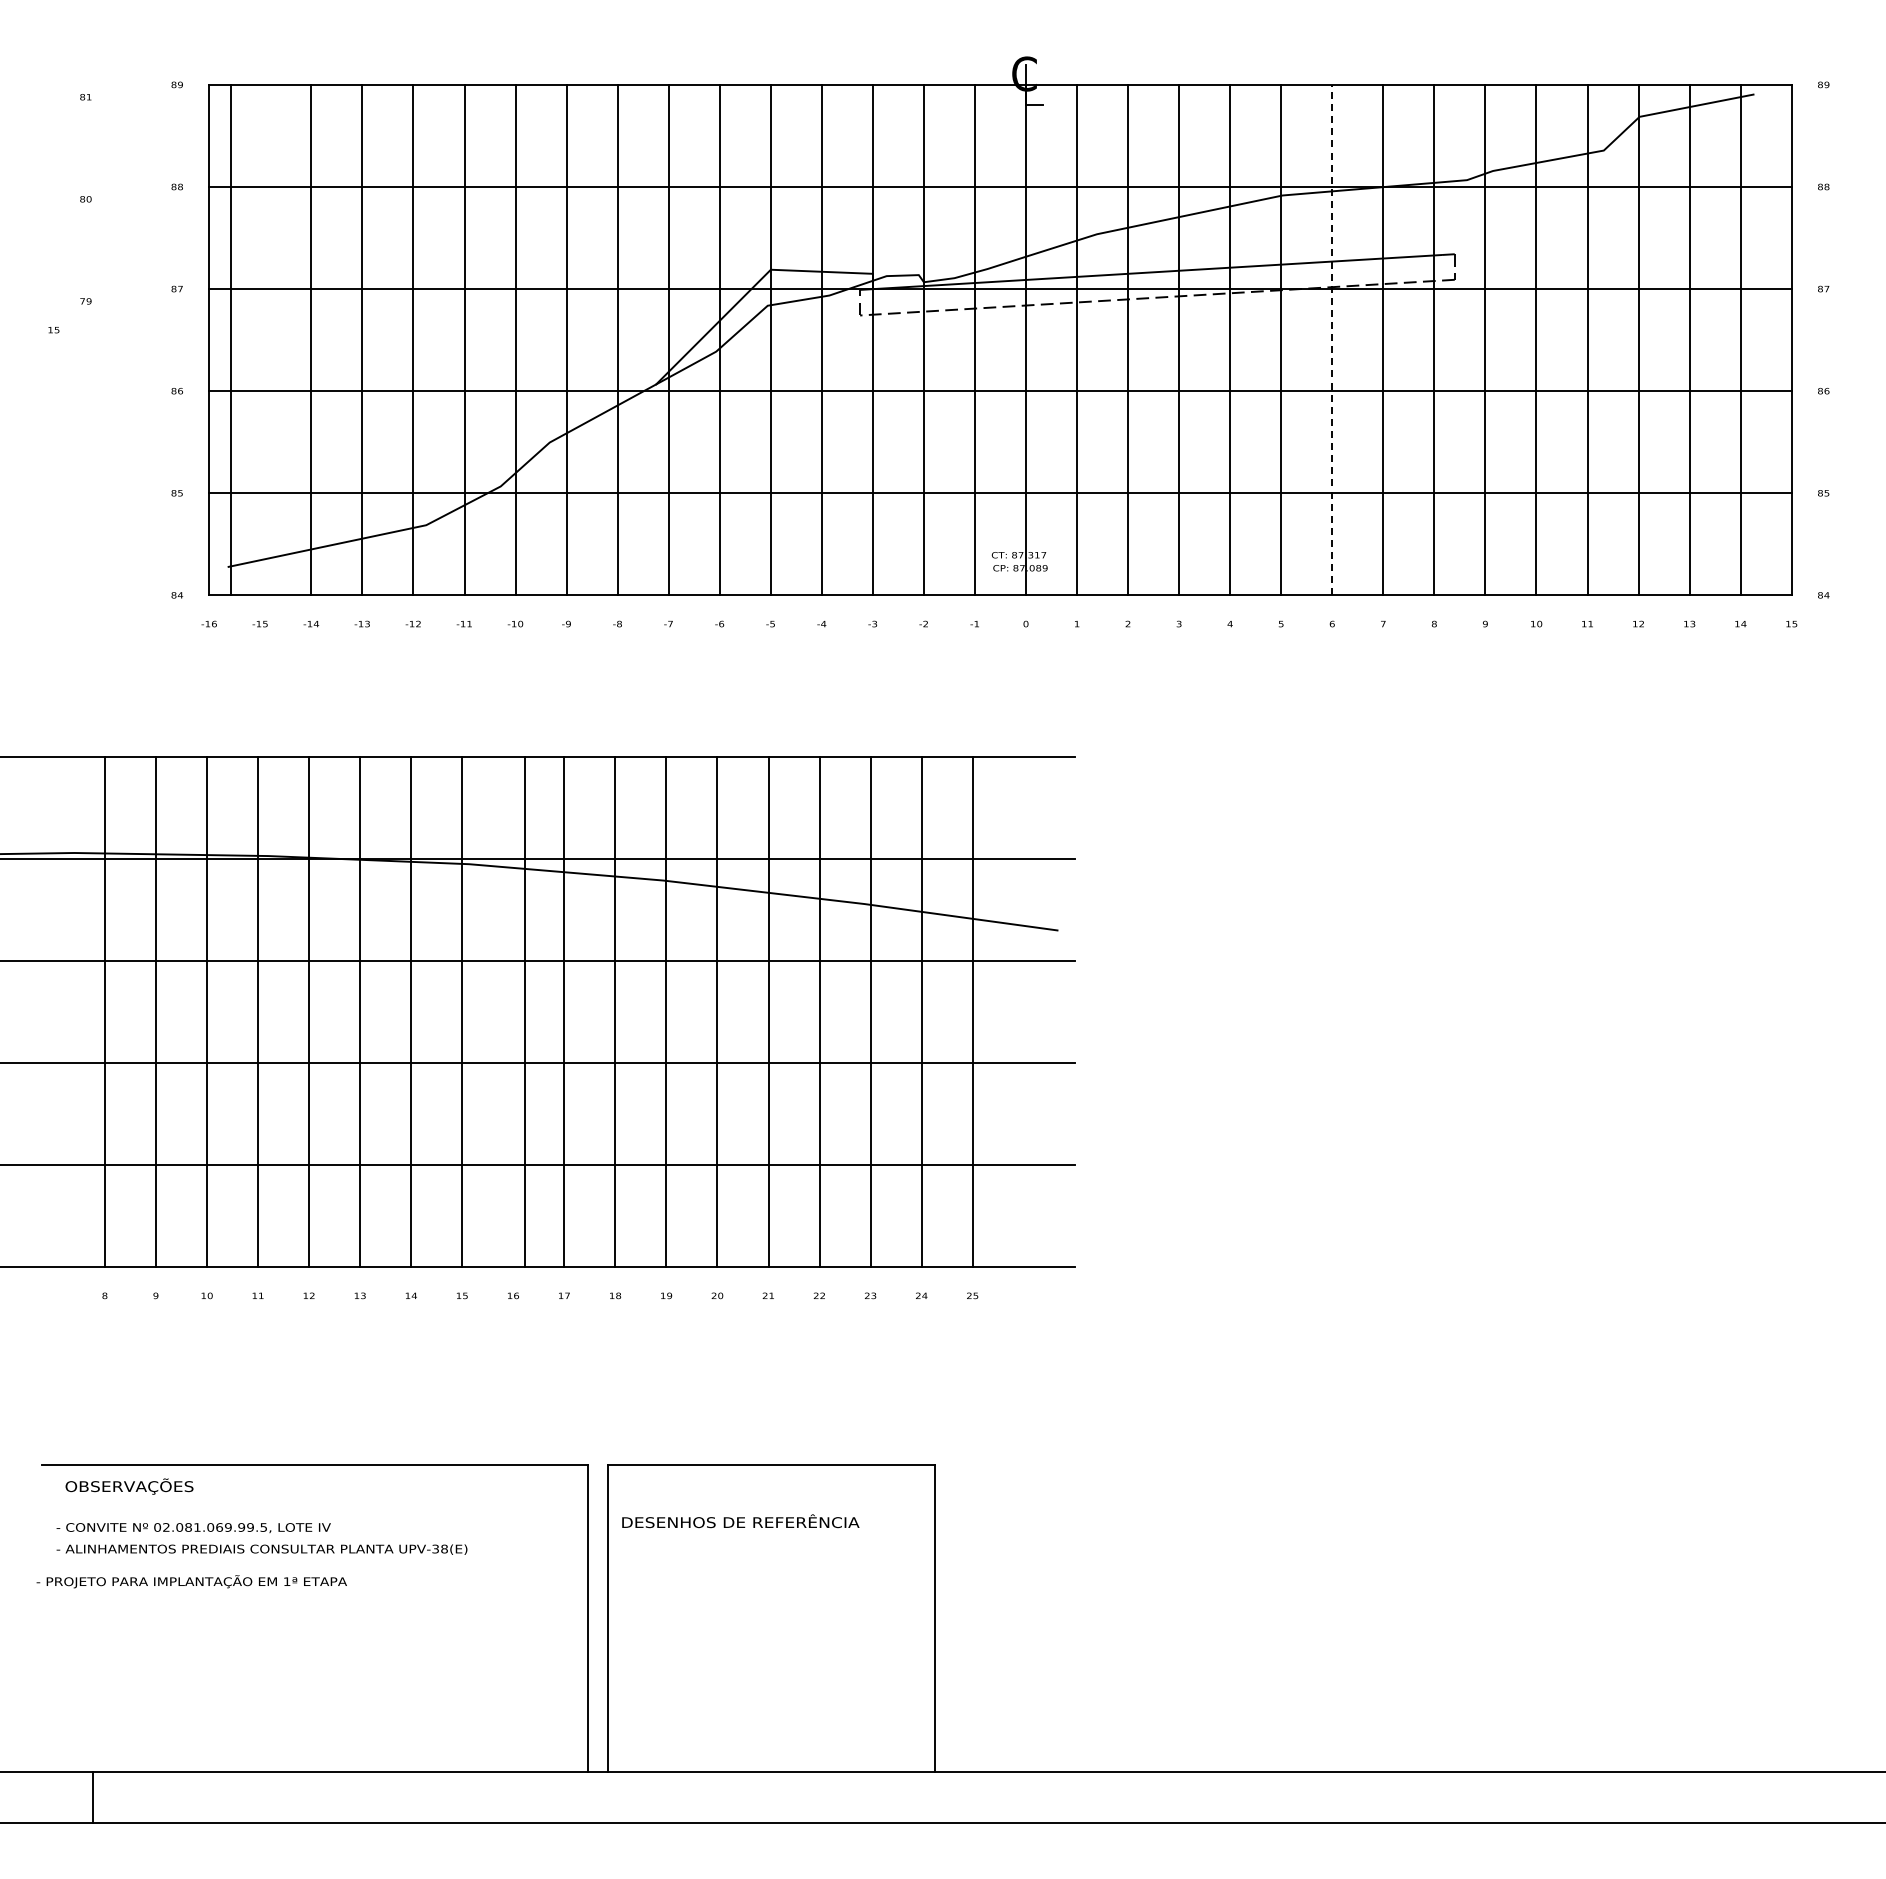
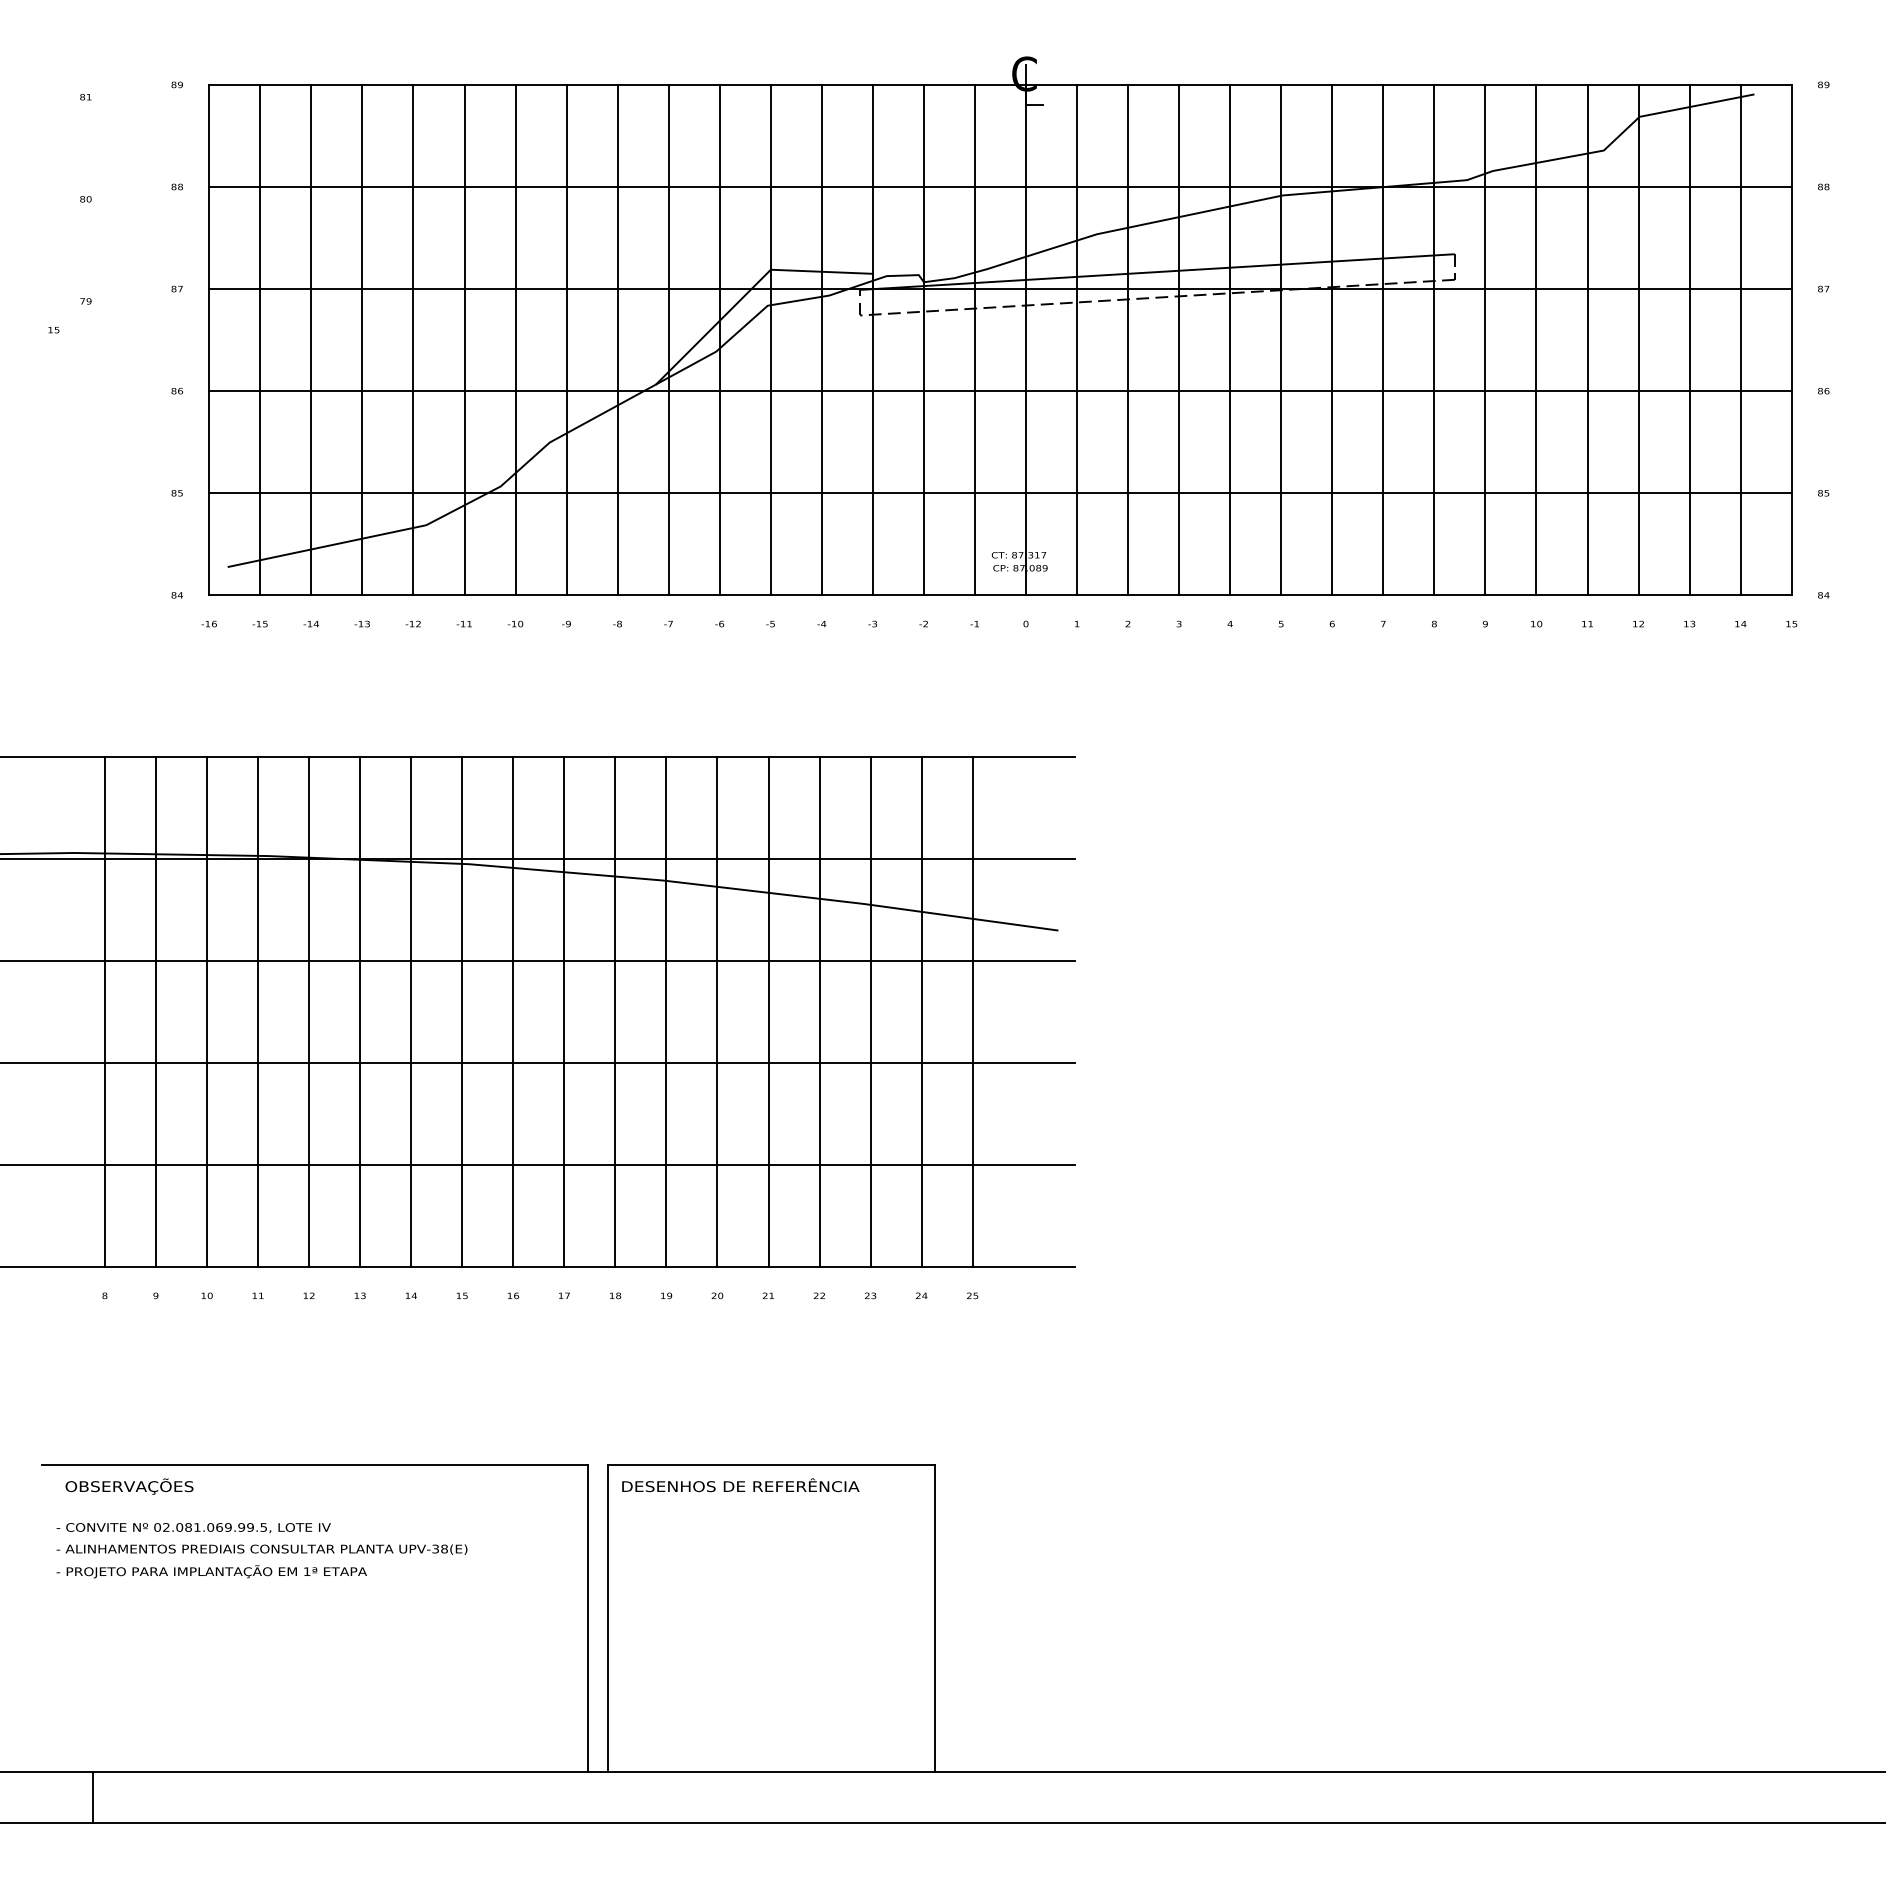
line position: (231, 339) -> (260, 339) (260, 339)
line: dashed -> solid (1332, 339)
line position: (525, 1011) -> (513, 1011) (513, 1011)
text position: (740, 1521) -> (740, 1485) (740, 1485)
text position: (191, 1581) -> (211, 1571) (211, 1571)
